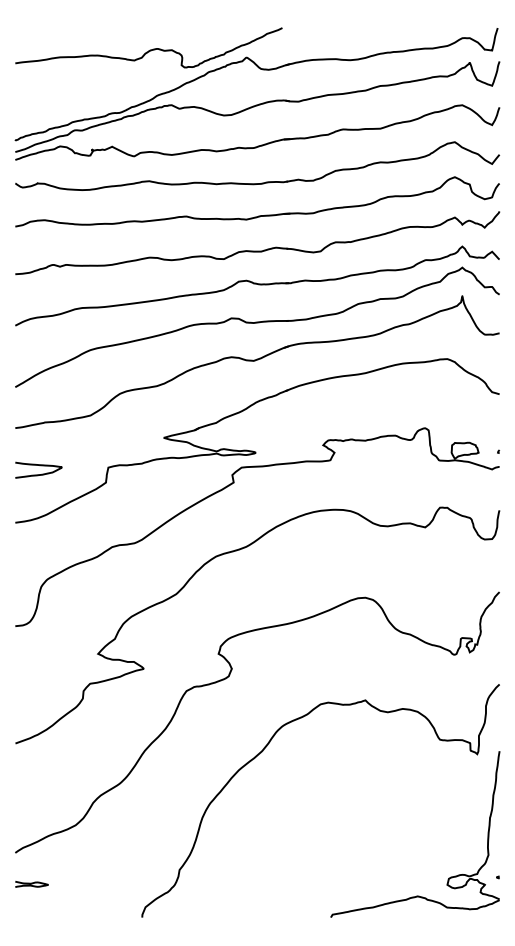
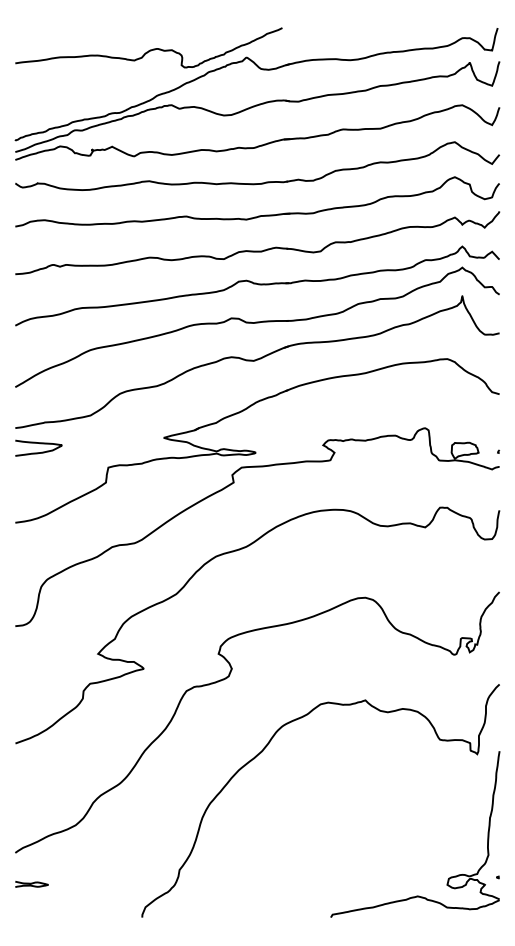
curve position: (40, 466) -> (40, 444) (40, 444)
